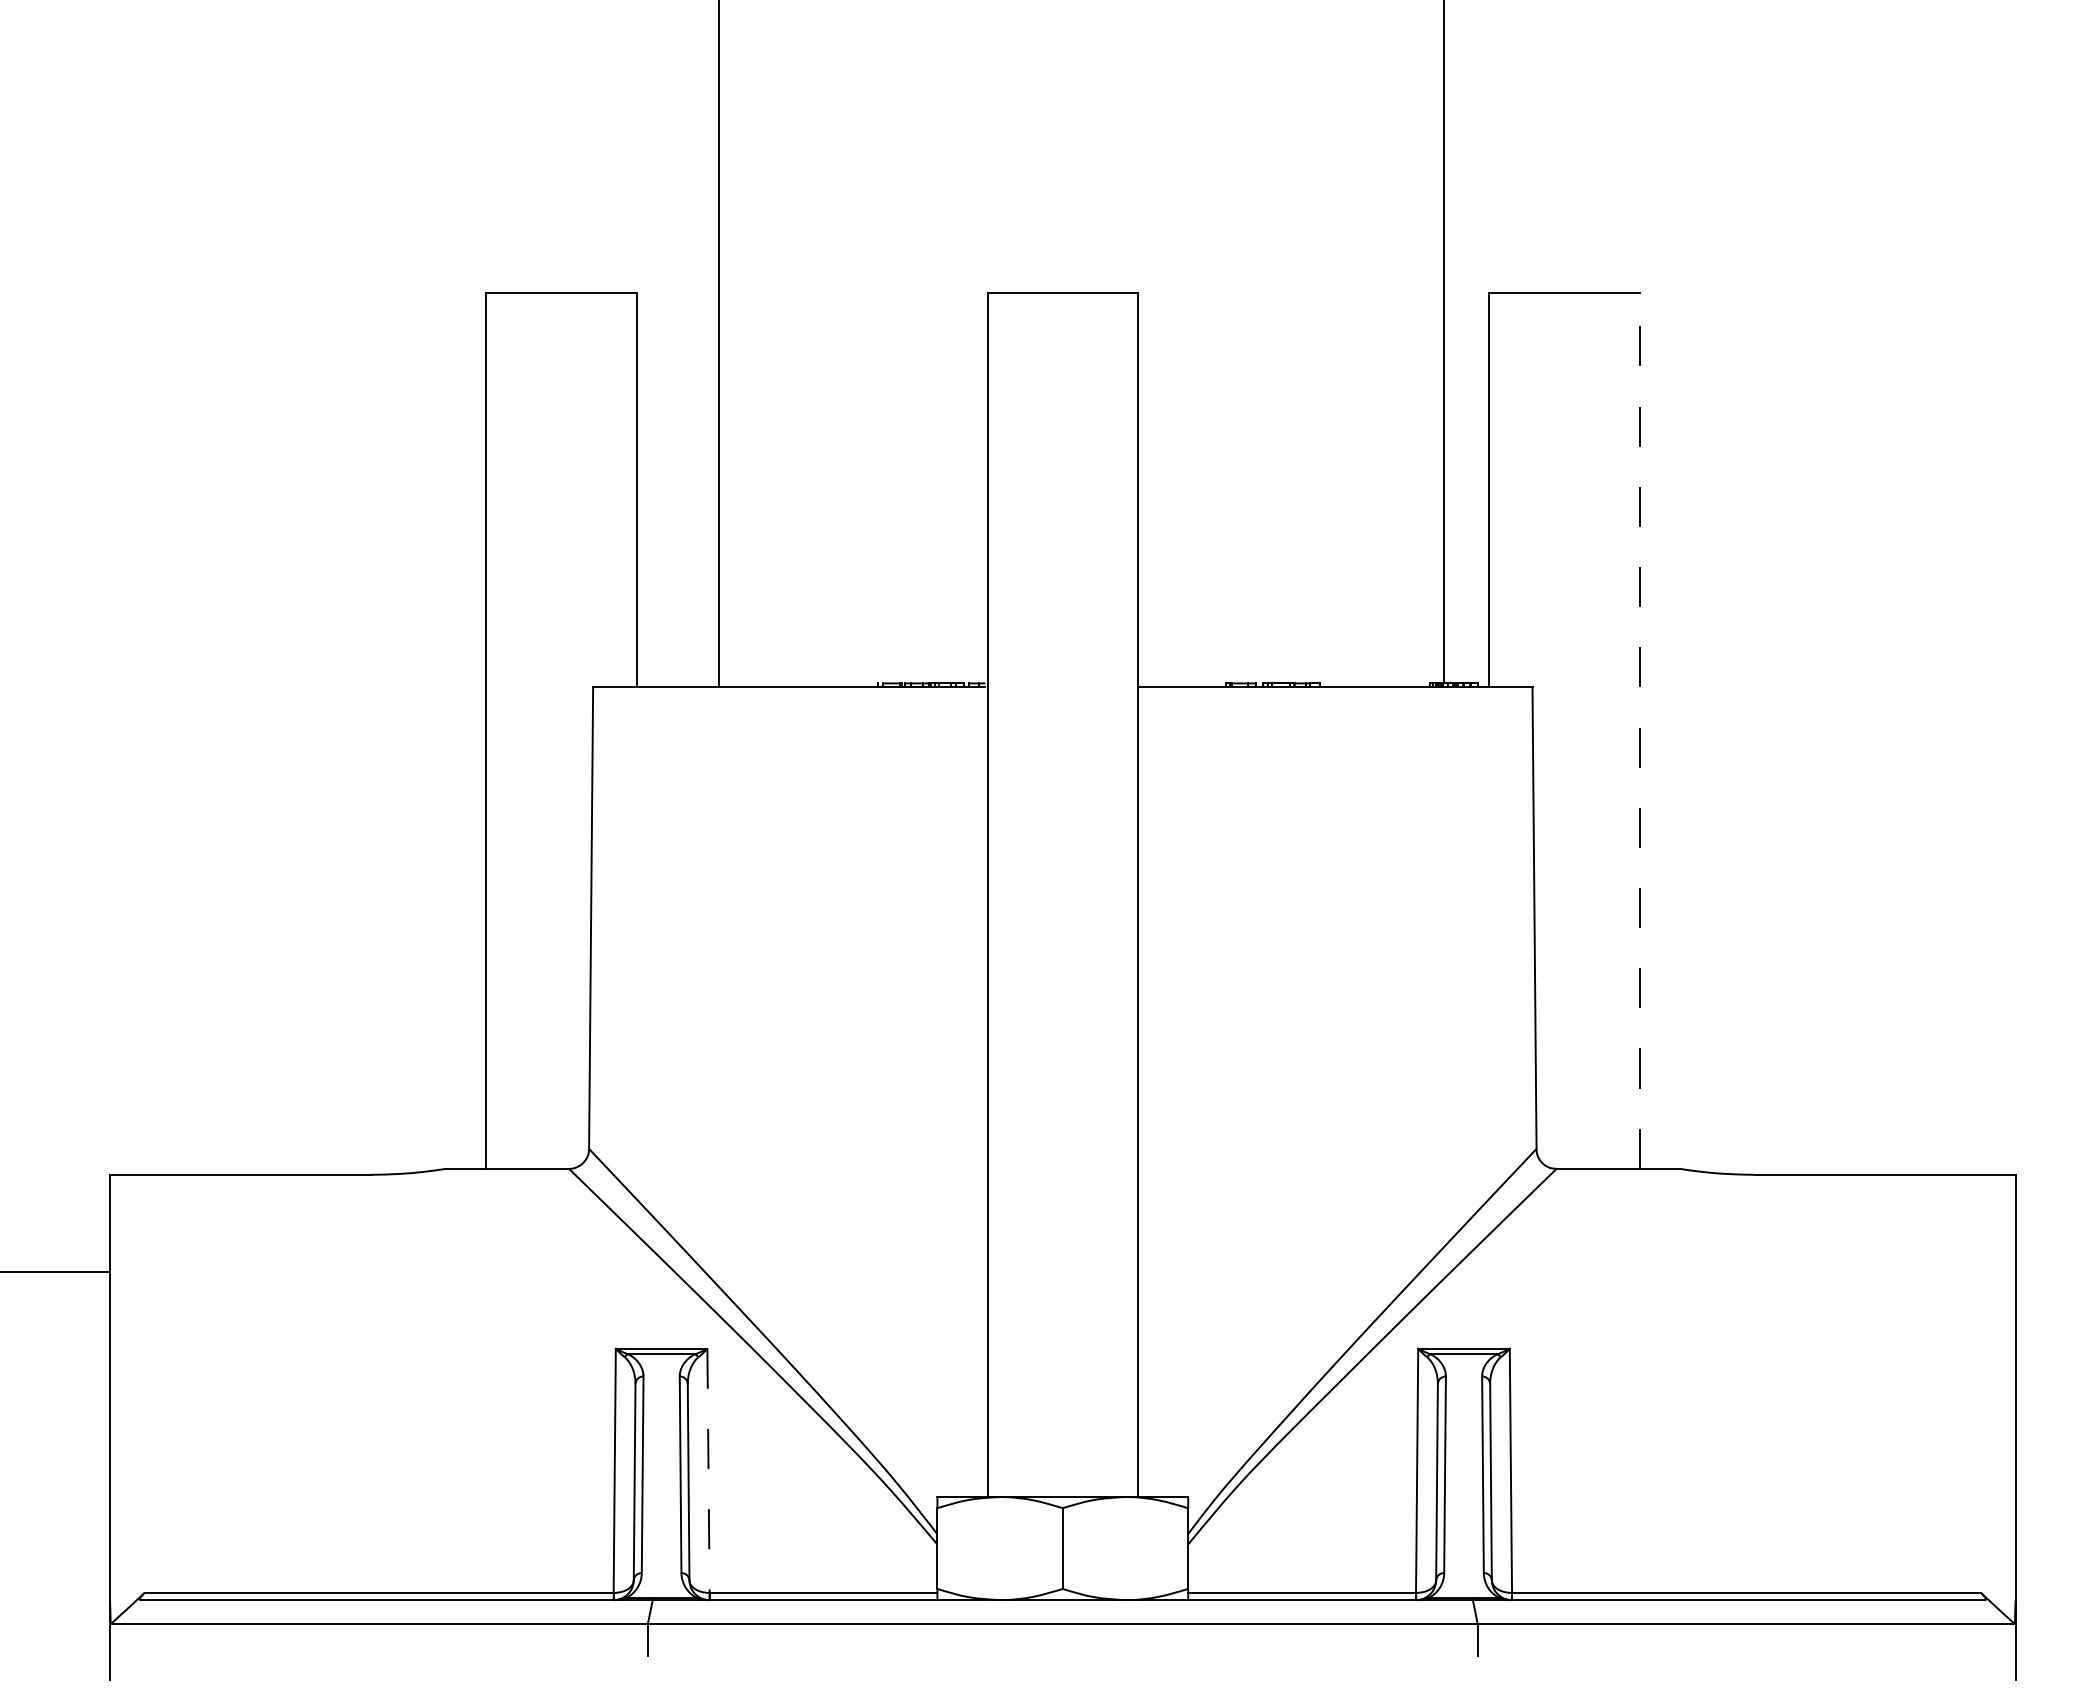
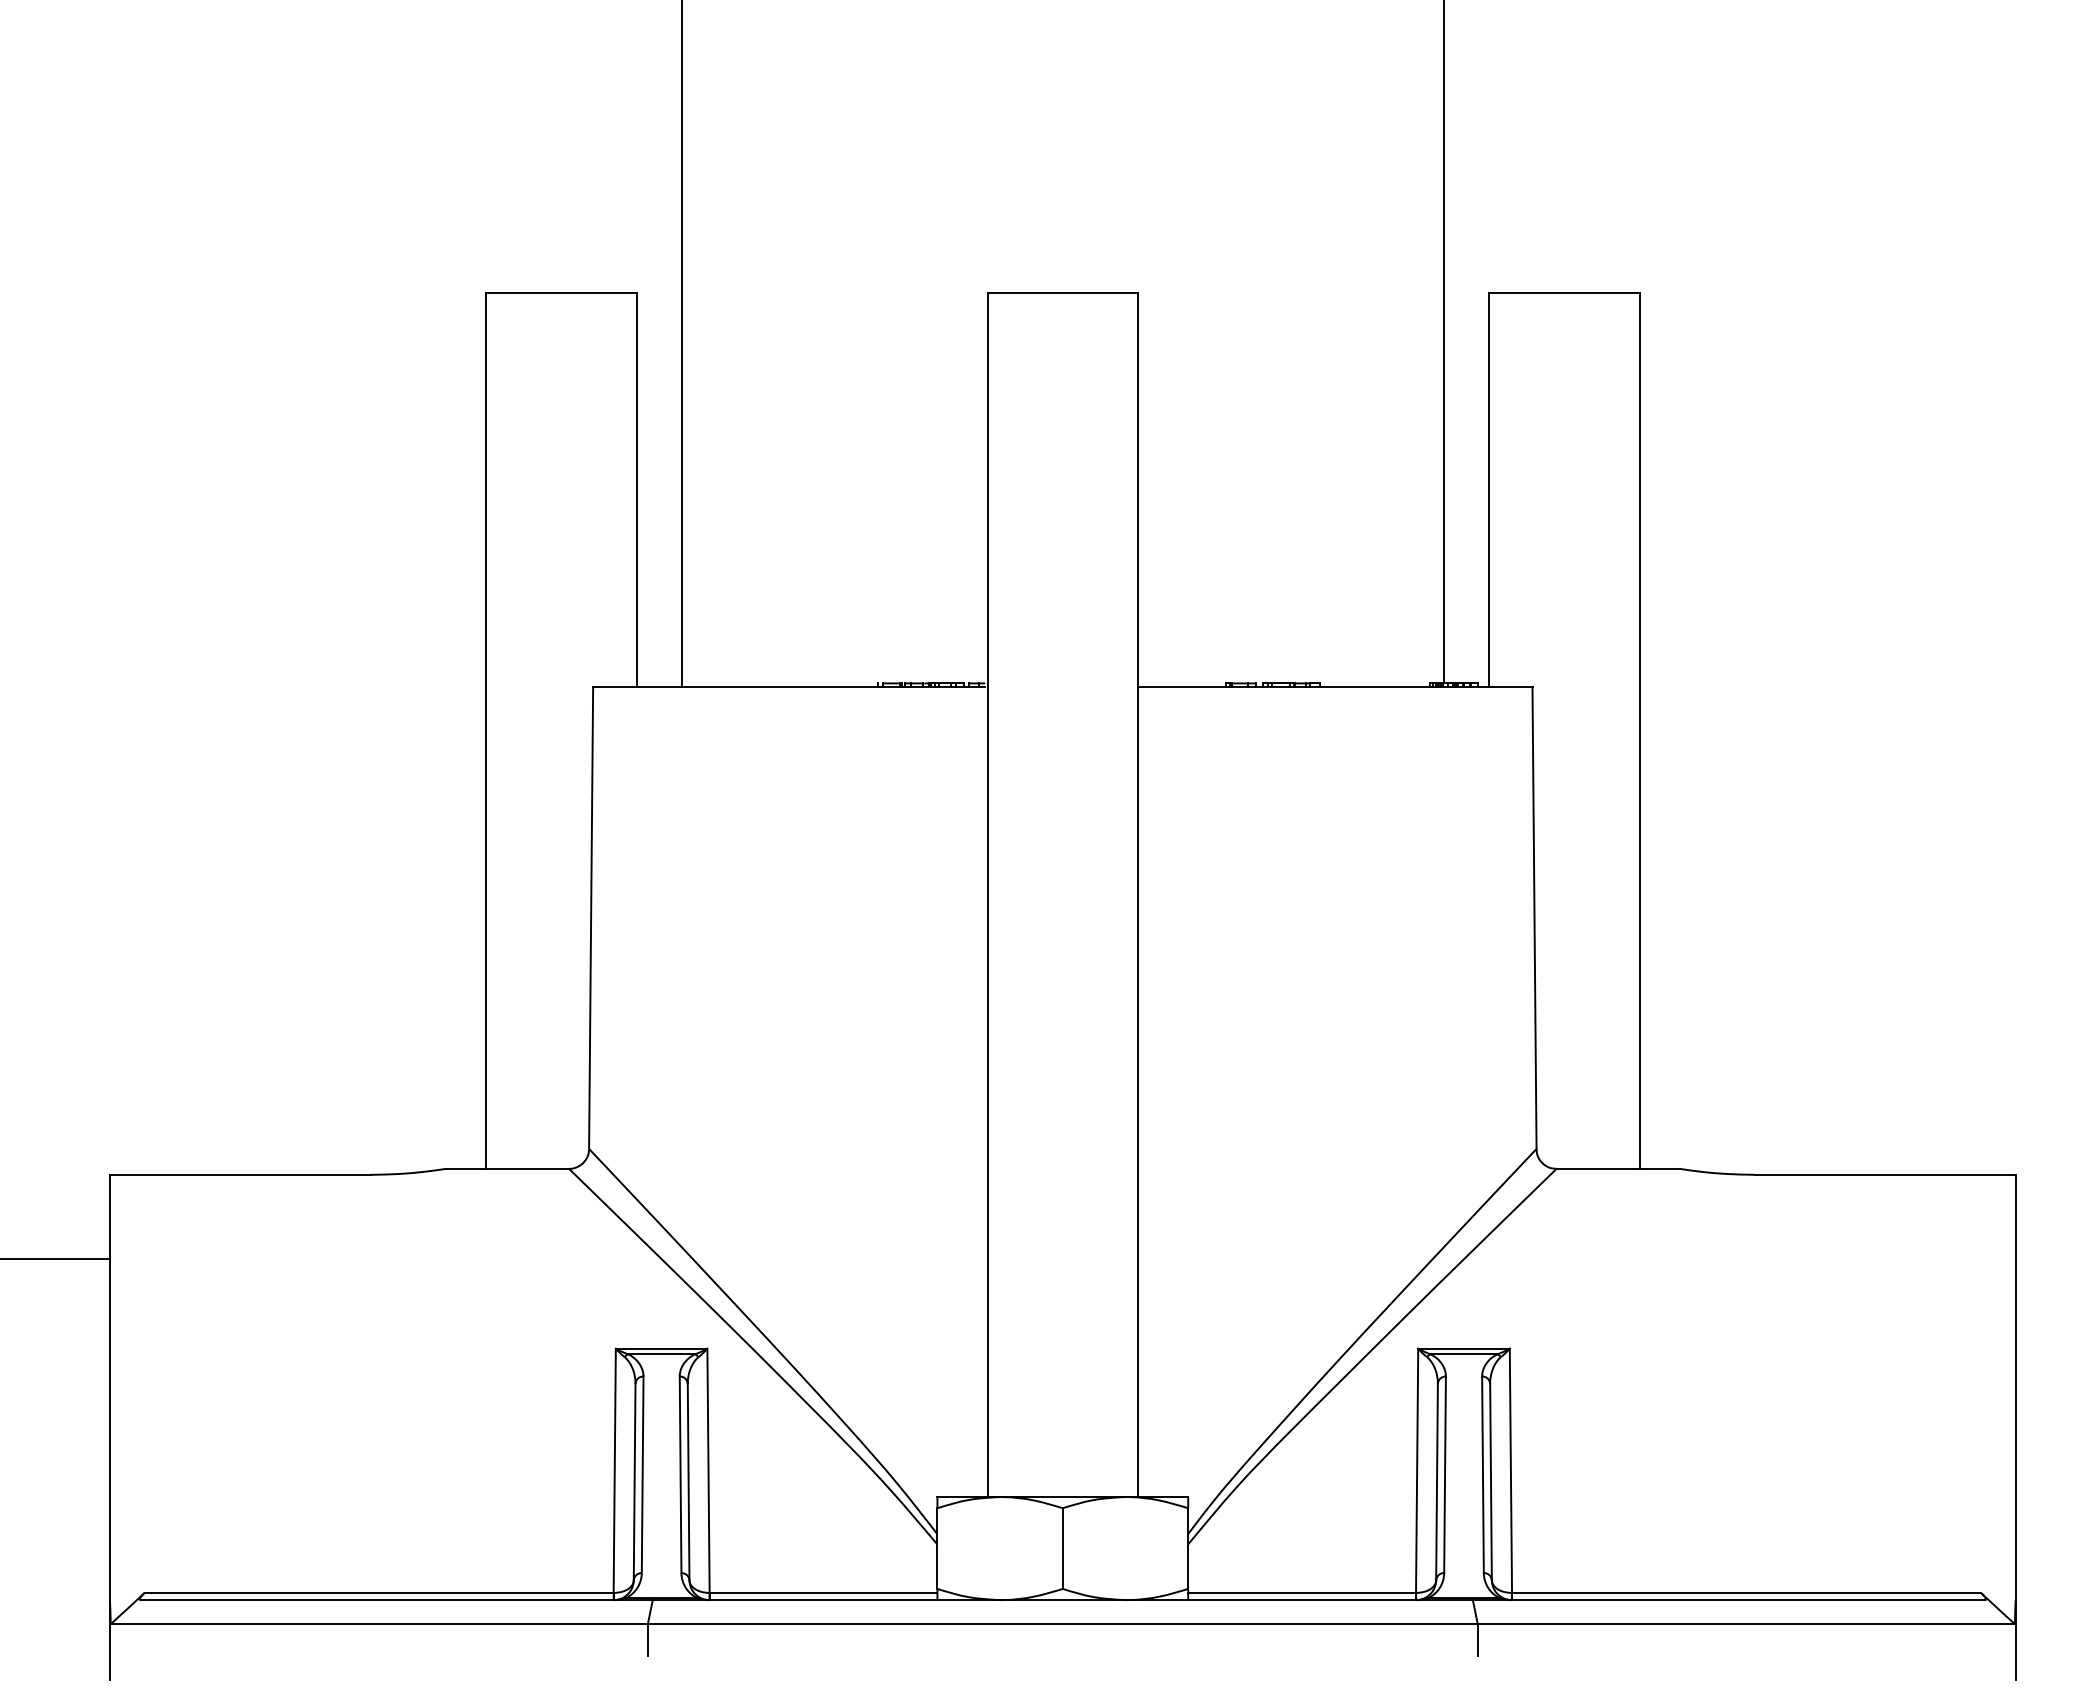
line position: (718, 344) -> (681, 344) (681, 344)
line: dashed -> solid (1639, 731)
line position: (55, 1272) -> (55, 1259) (55, 1259)
line: dashed -> solid (708, 1471)
